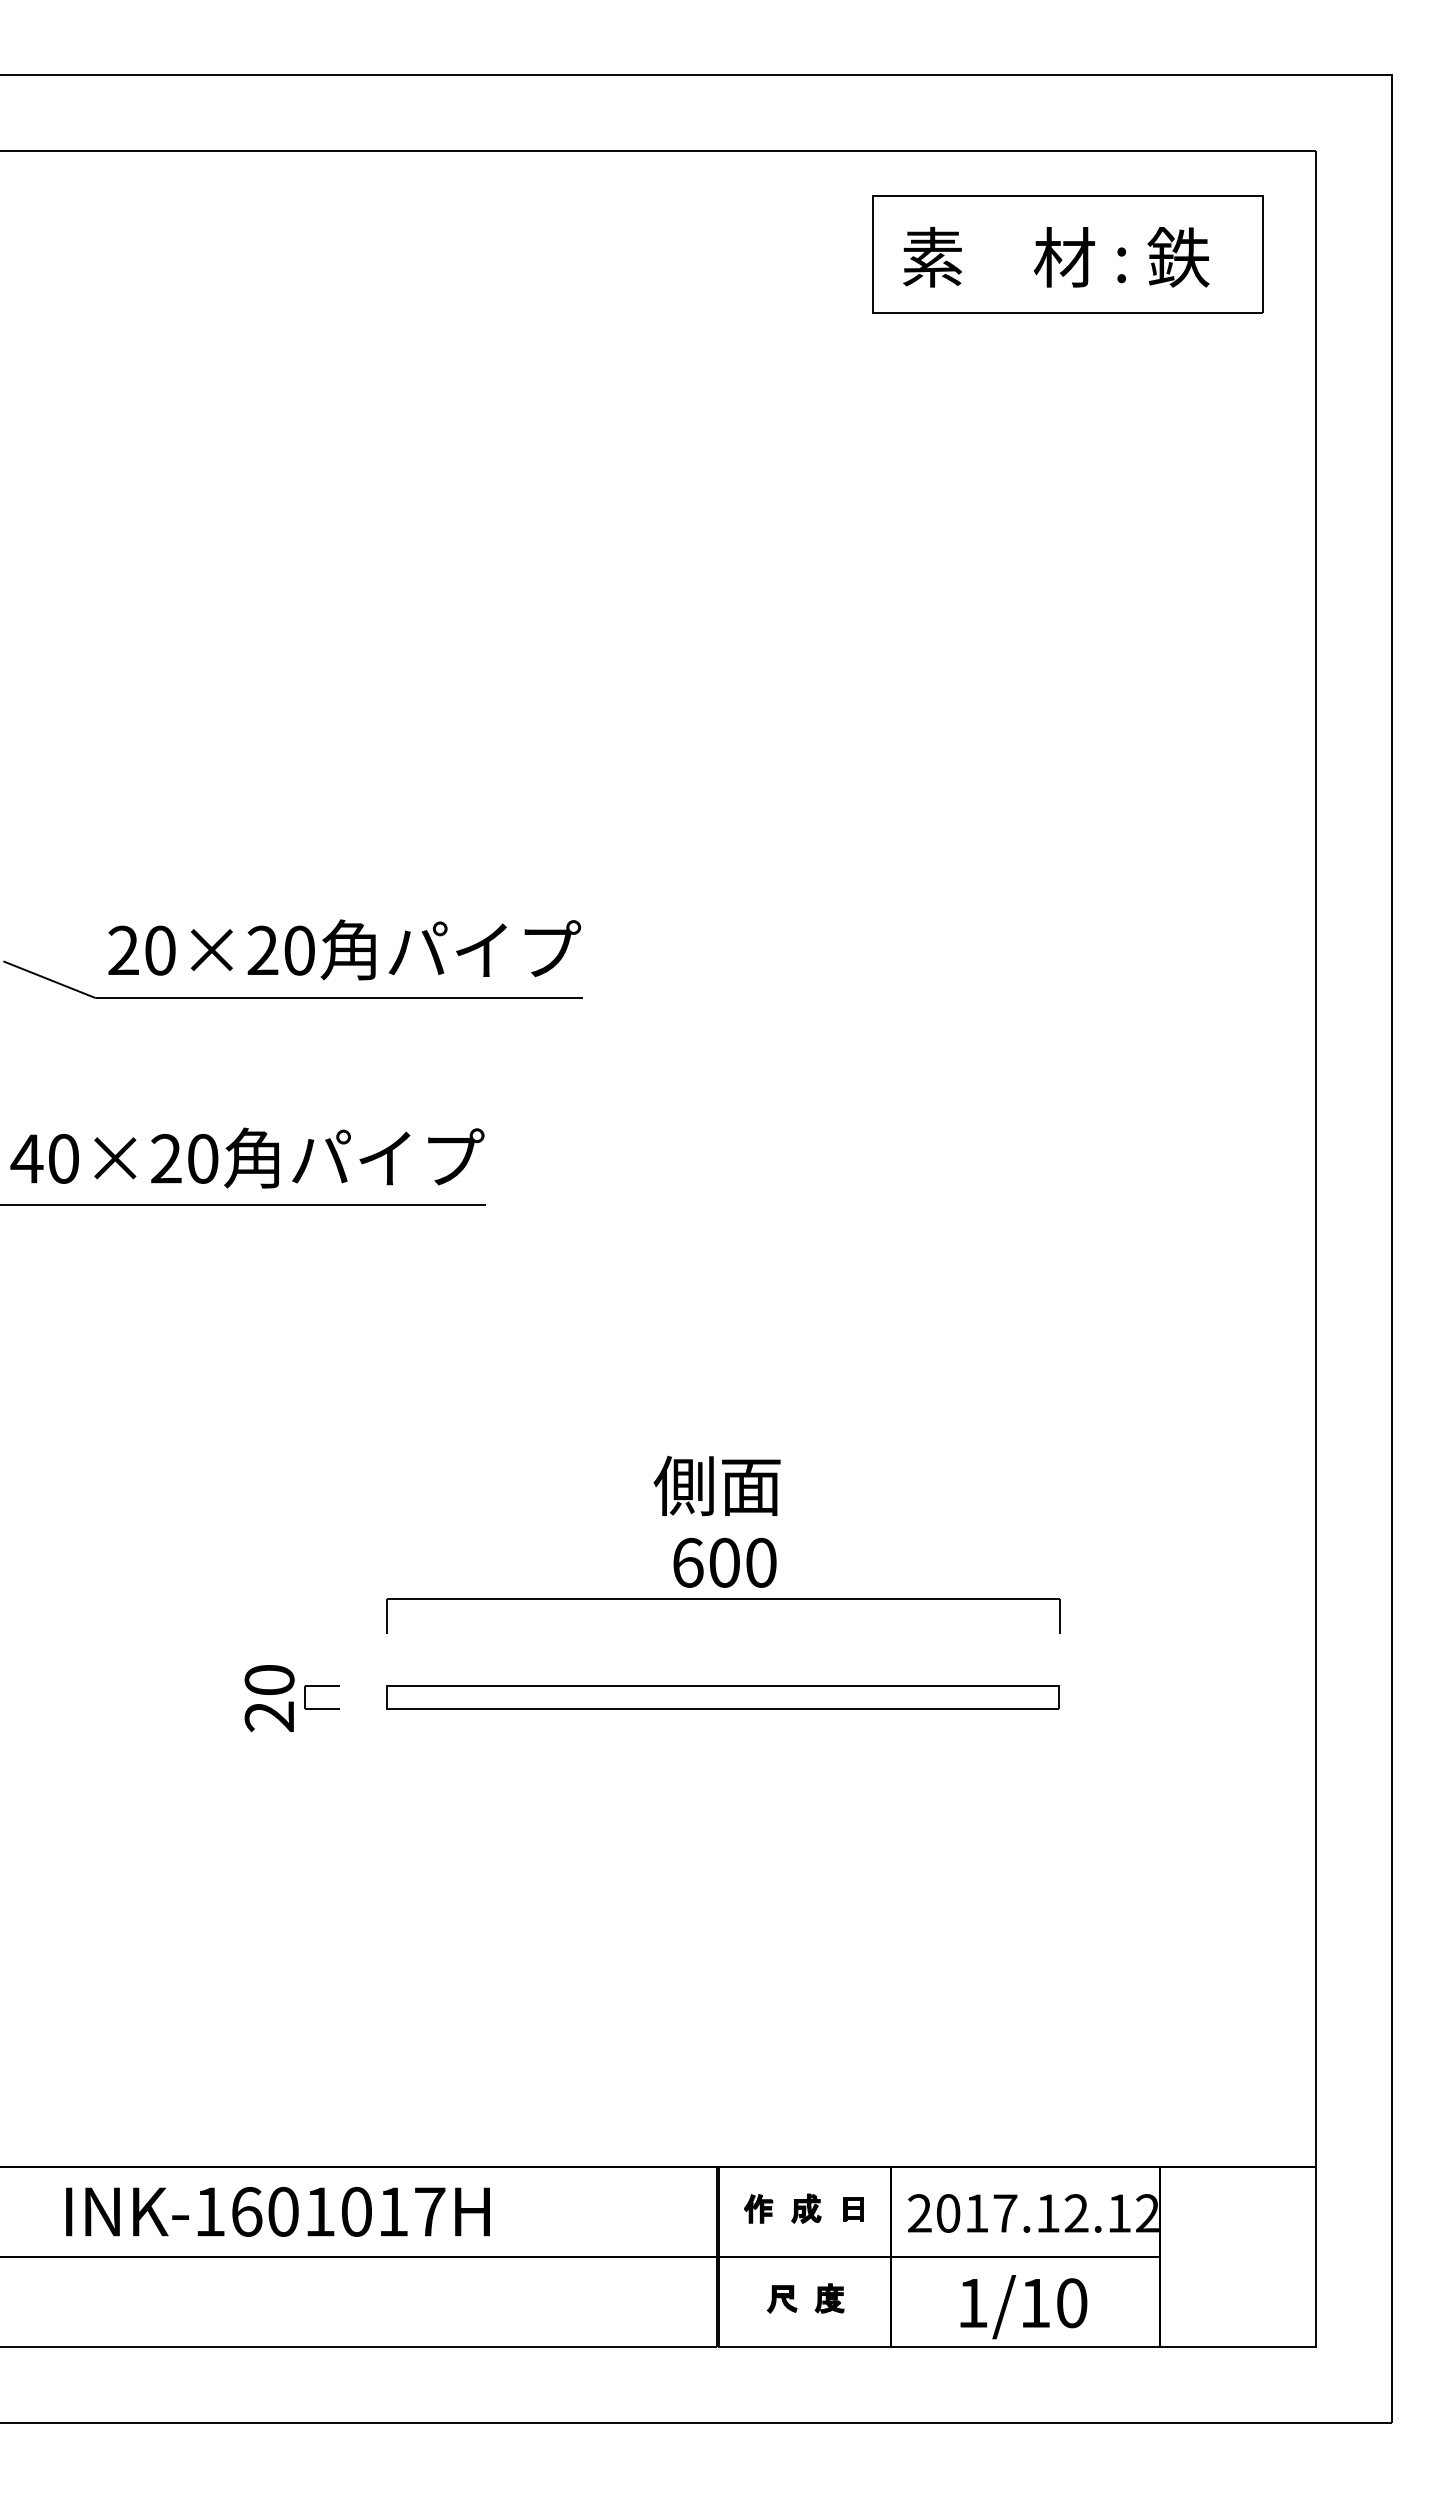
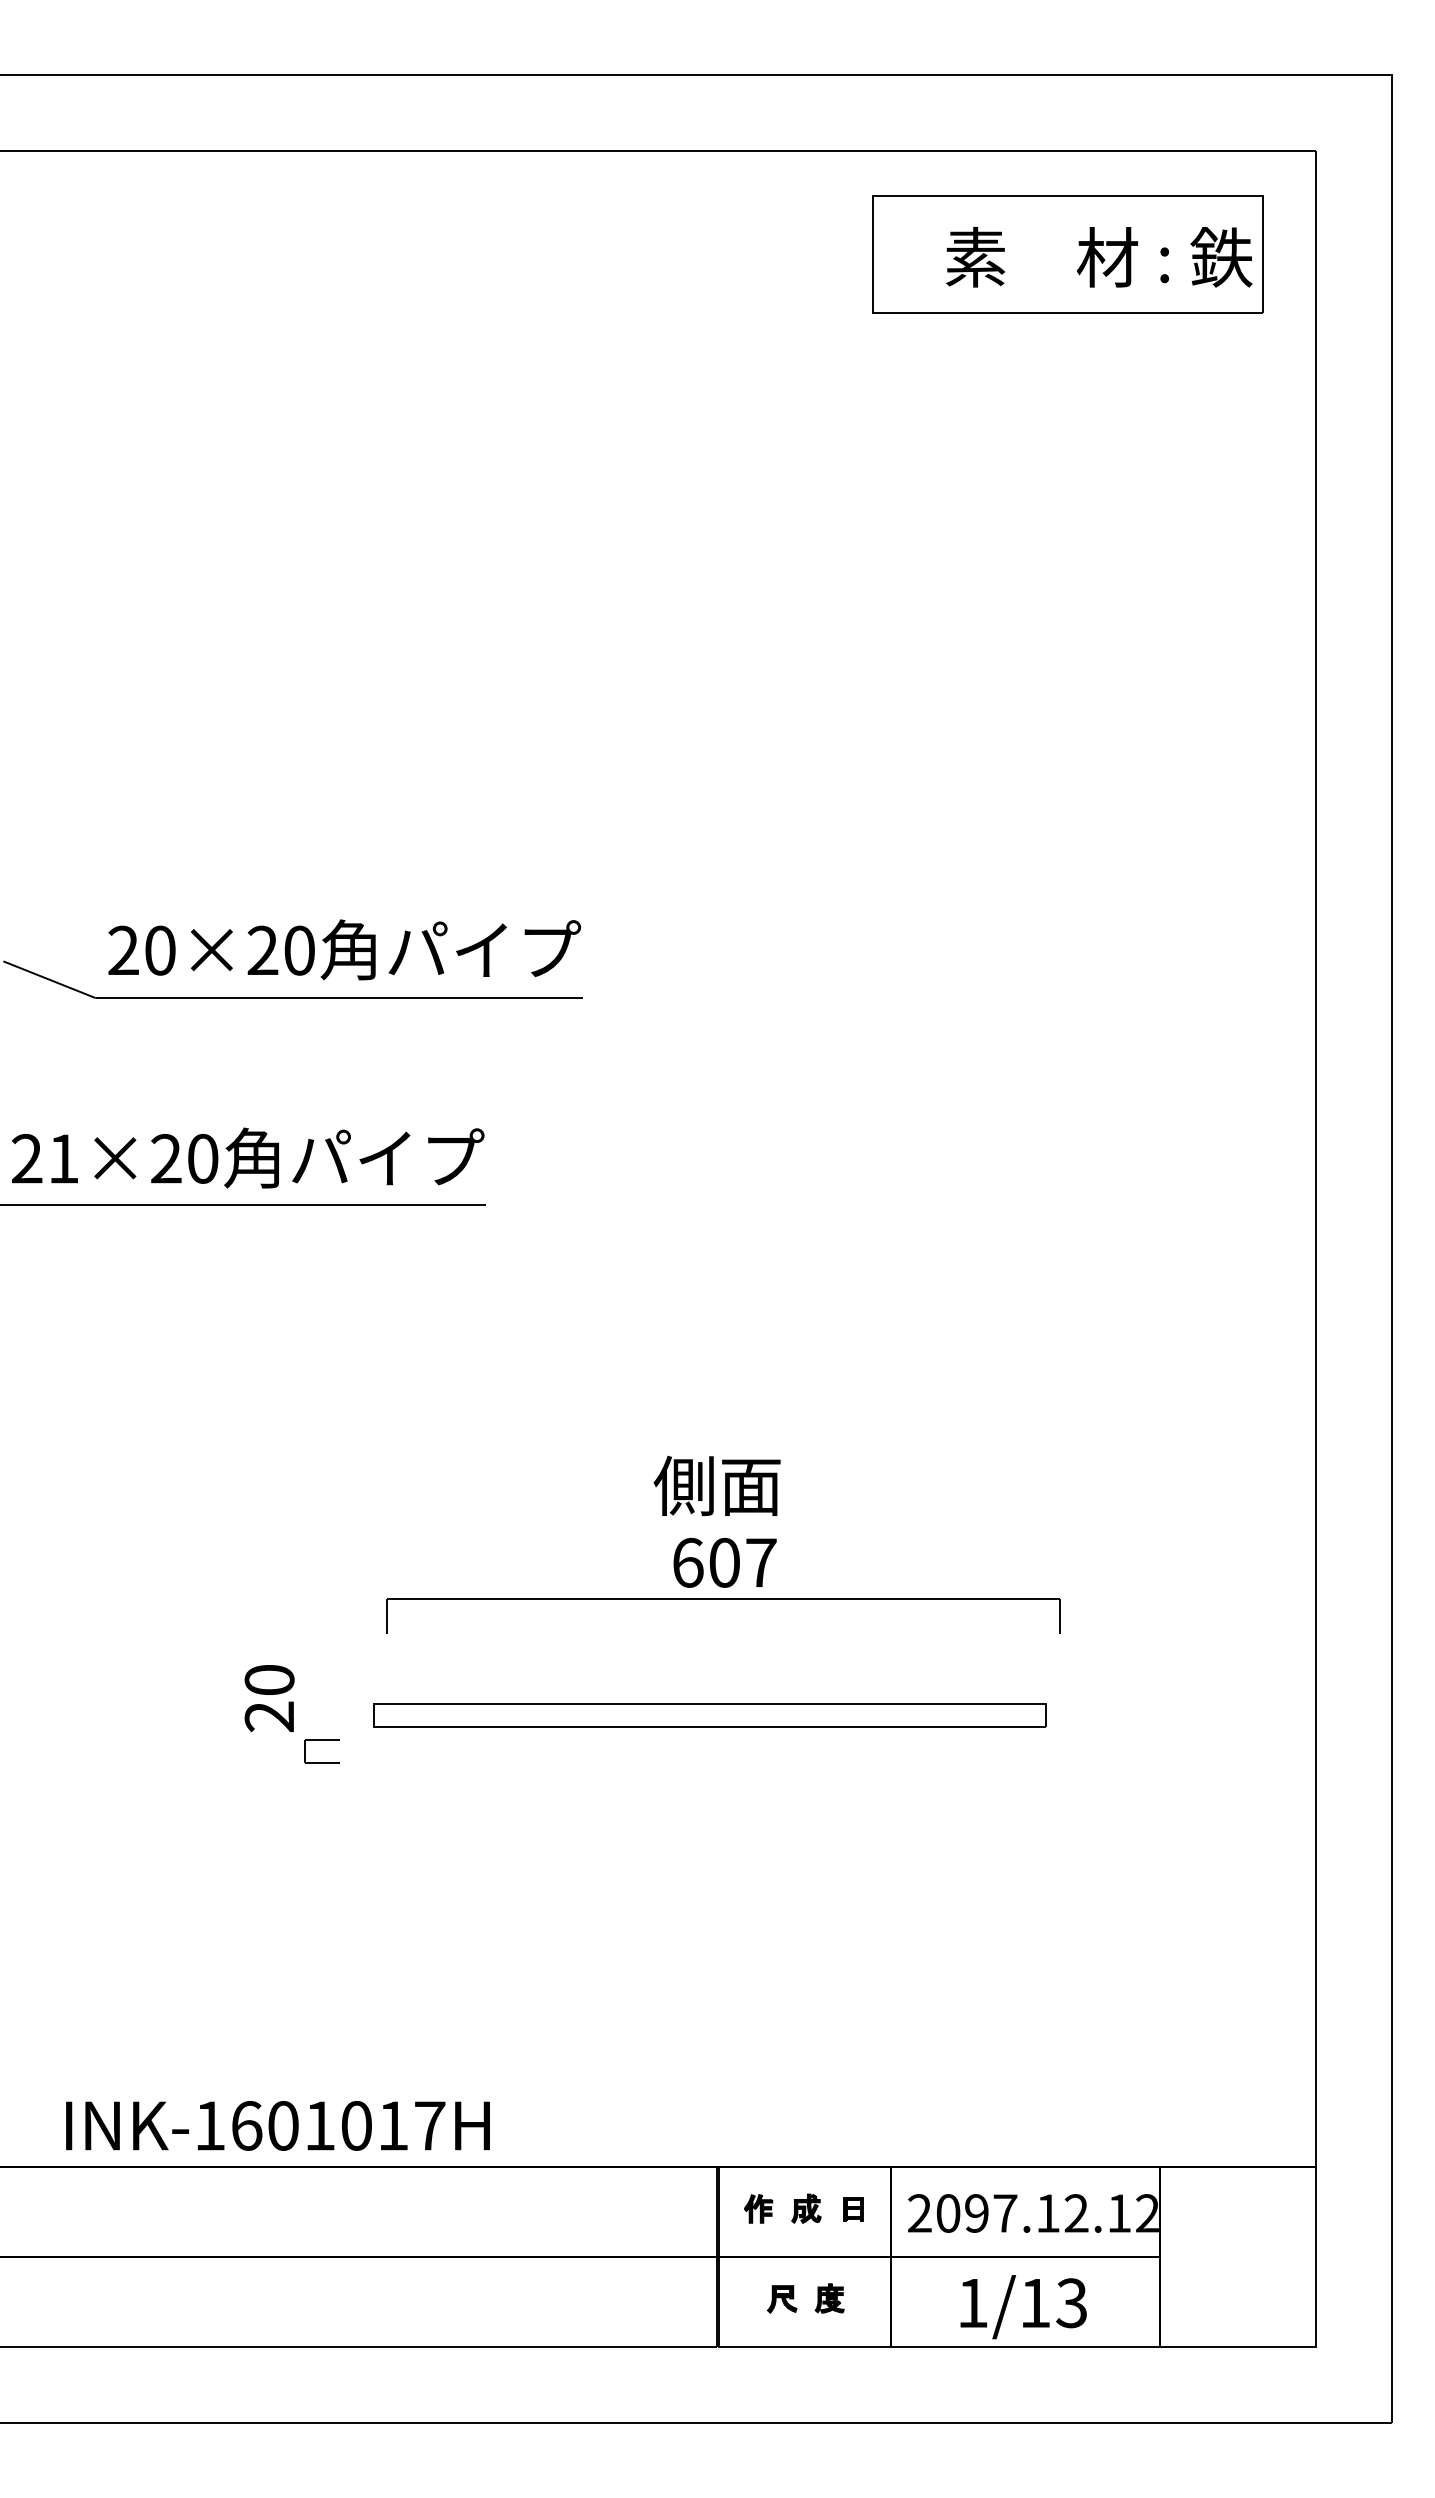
text position: (1056, 257) -> (1099, 257) (1099, 257)
text: 40×20 -> 21×20 (44, 1158)
text: 600 -> 607 (761, 1562)
part position: (321, 1686) -> (321, 1740) (321, 1740)
part position: (722, 1697) -> (709, 1715) (709, 1715)
text position: (277, 2211) -> (277, 2125) (277, 2125)
text: 2017.12.12 -> 2097.12.12 (976, 2213)
text: 1/10 -> 1/13 (1071, 2303)
